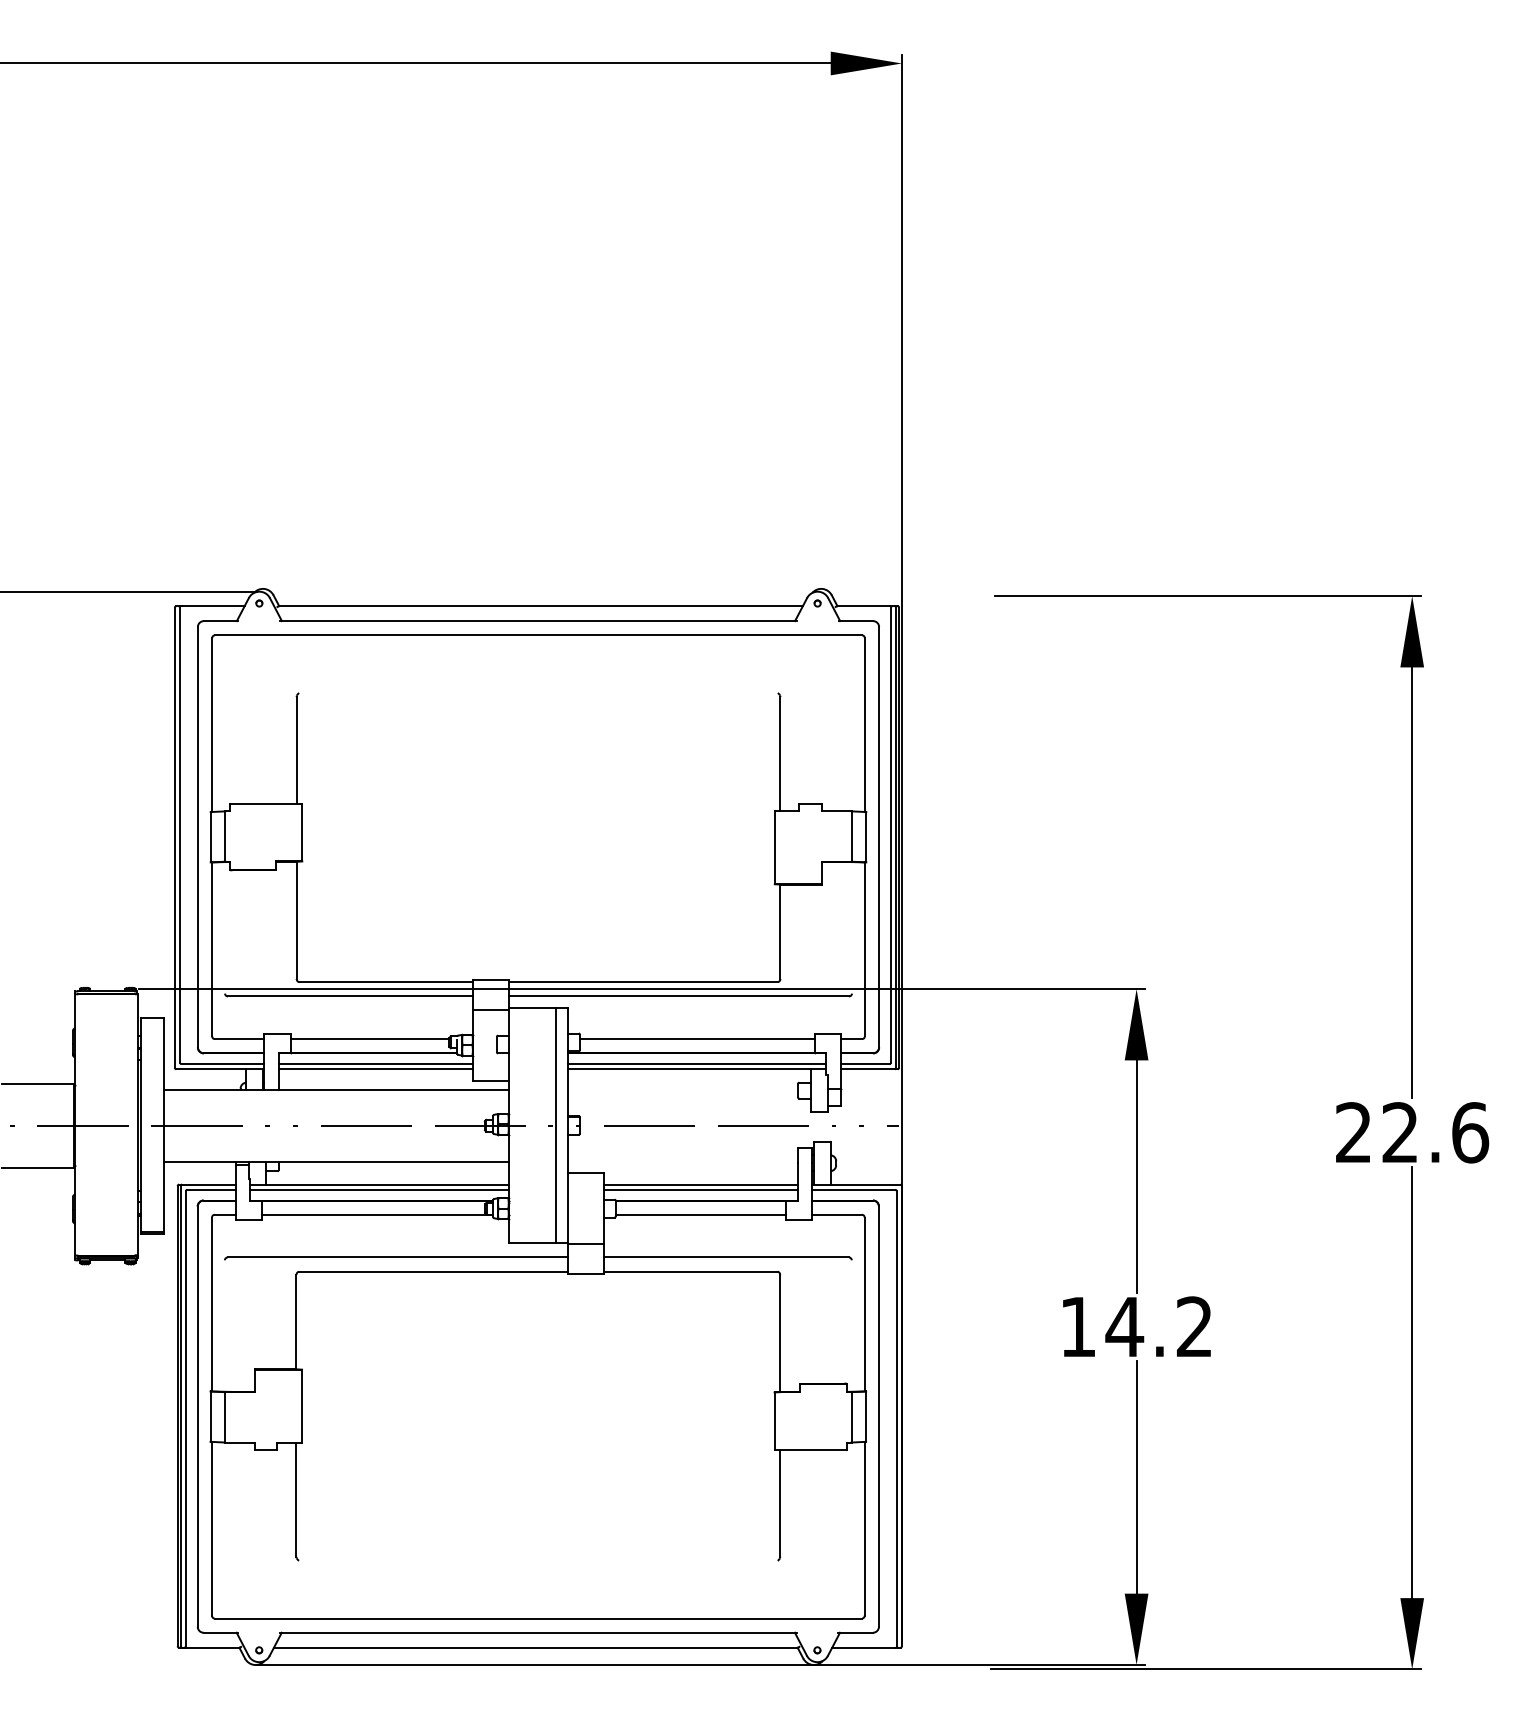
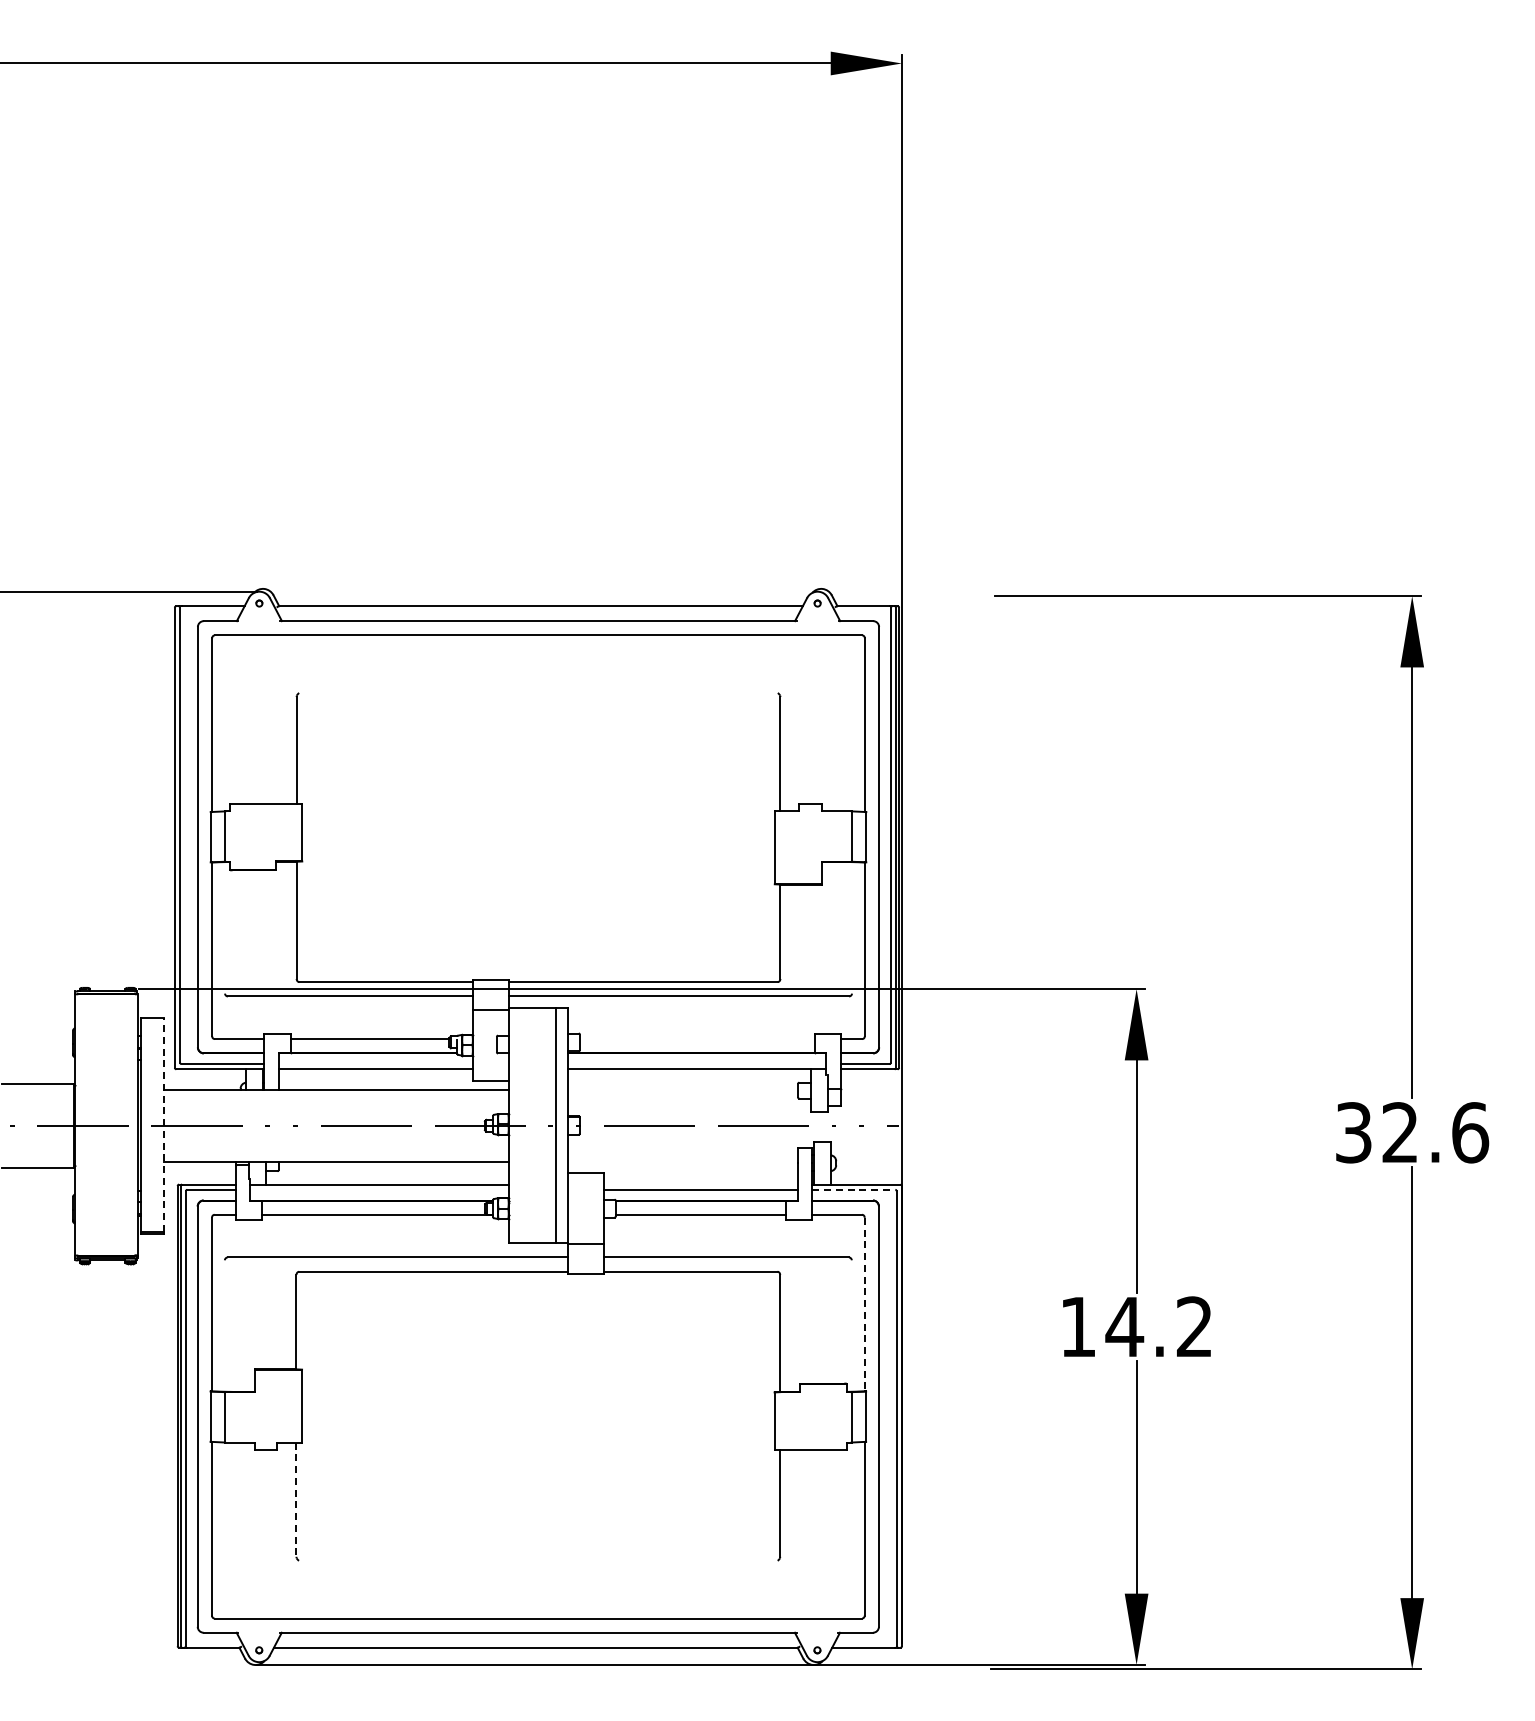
line: present -> none (696, 1039)
line: present -> none (375, 1064)
line: present -> none (697, 1064)
line: solid -> dashed (164, 1124)
text: 22.6 -> 32.6 (1353, 1132)
line: present -> none (700, 1184)
line: present -> none (379, 1189)
line: solid -> dashed (854, 1189)
line: solid -> dashed (864, 1304)
line: solid -> dashed (296, 1500)
